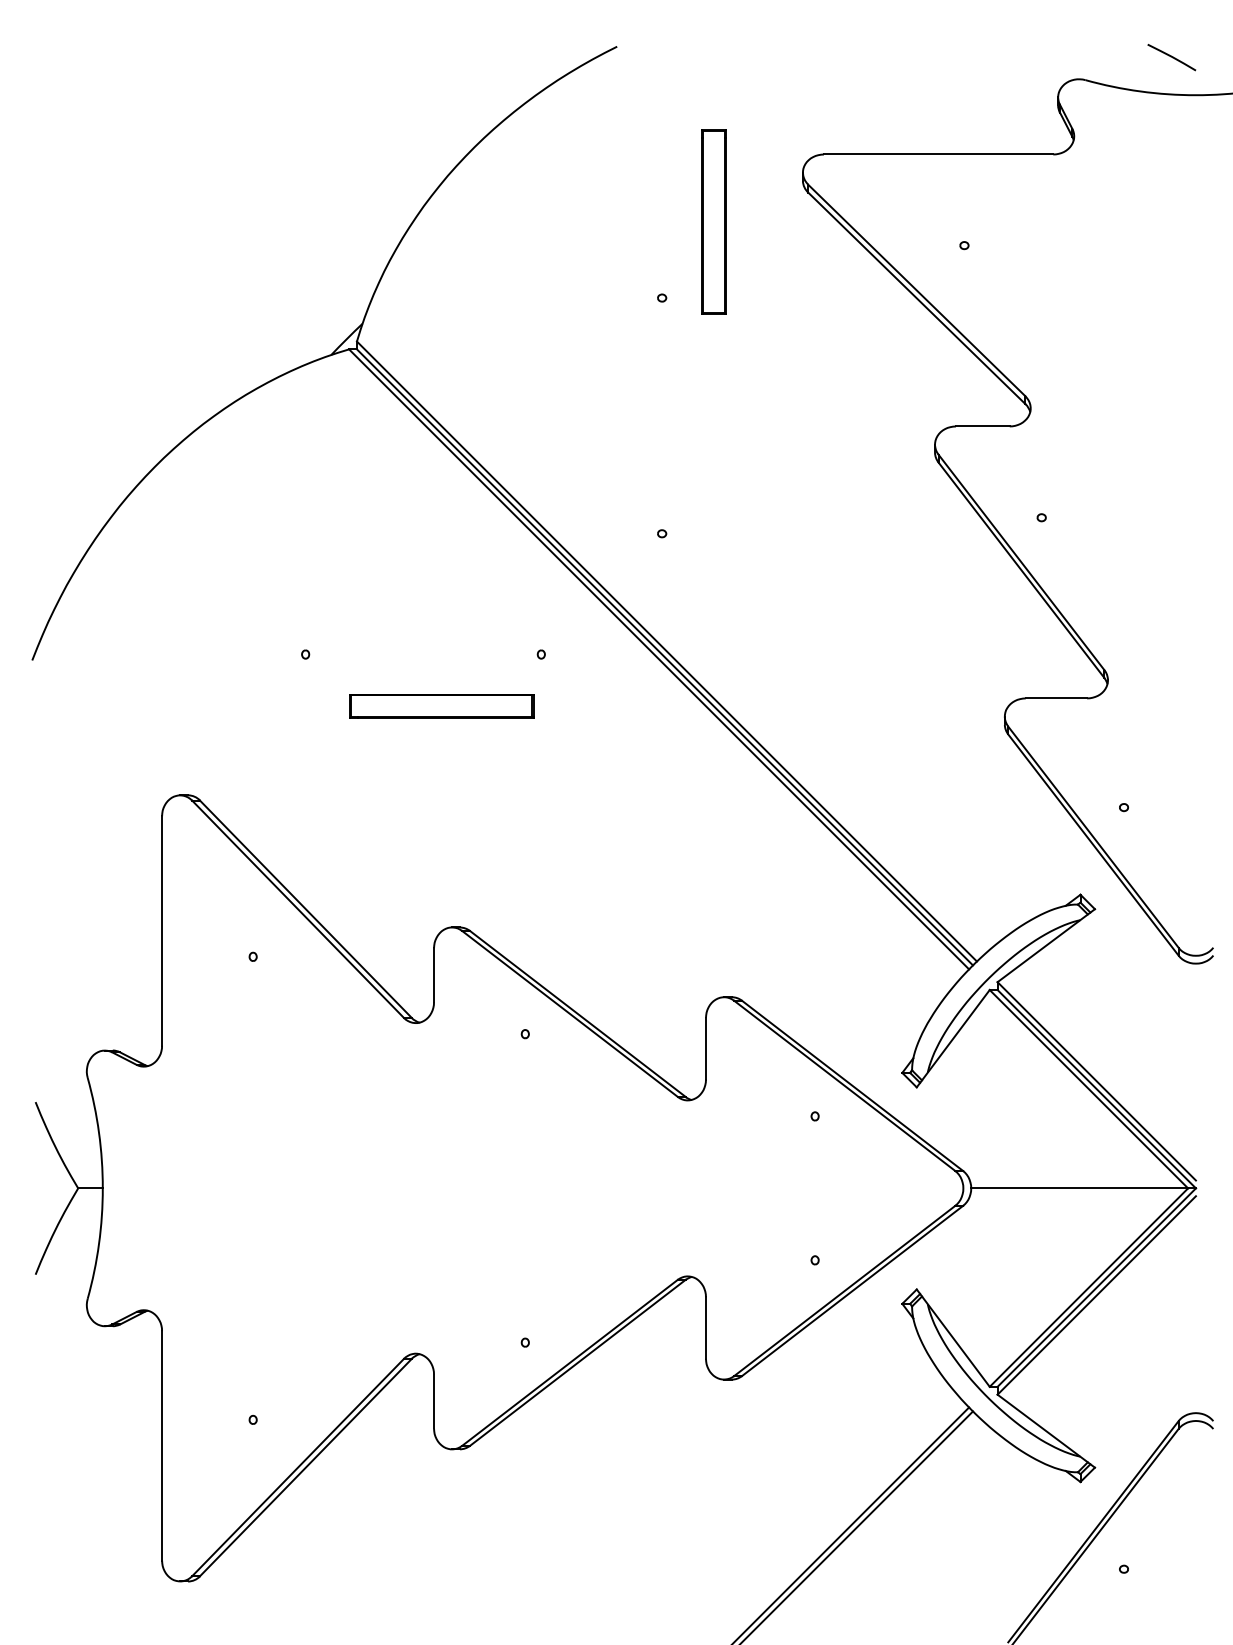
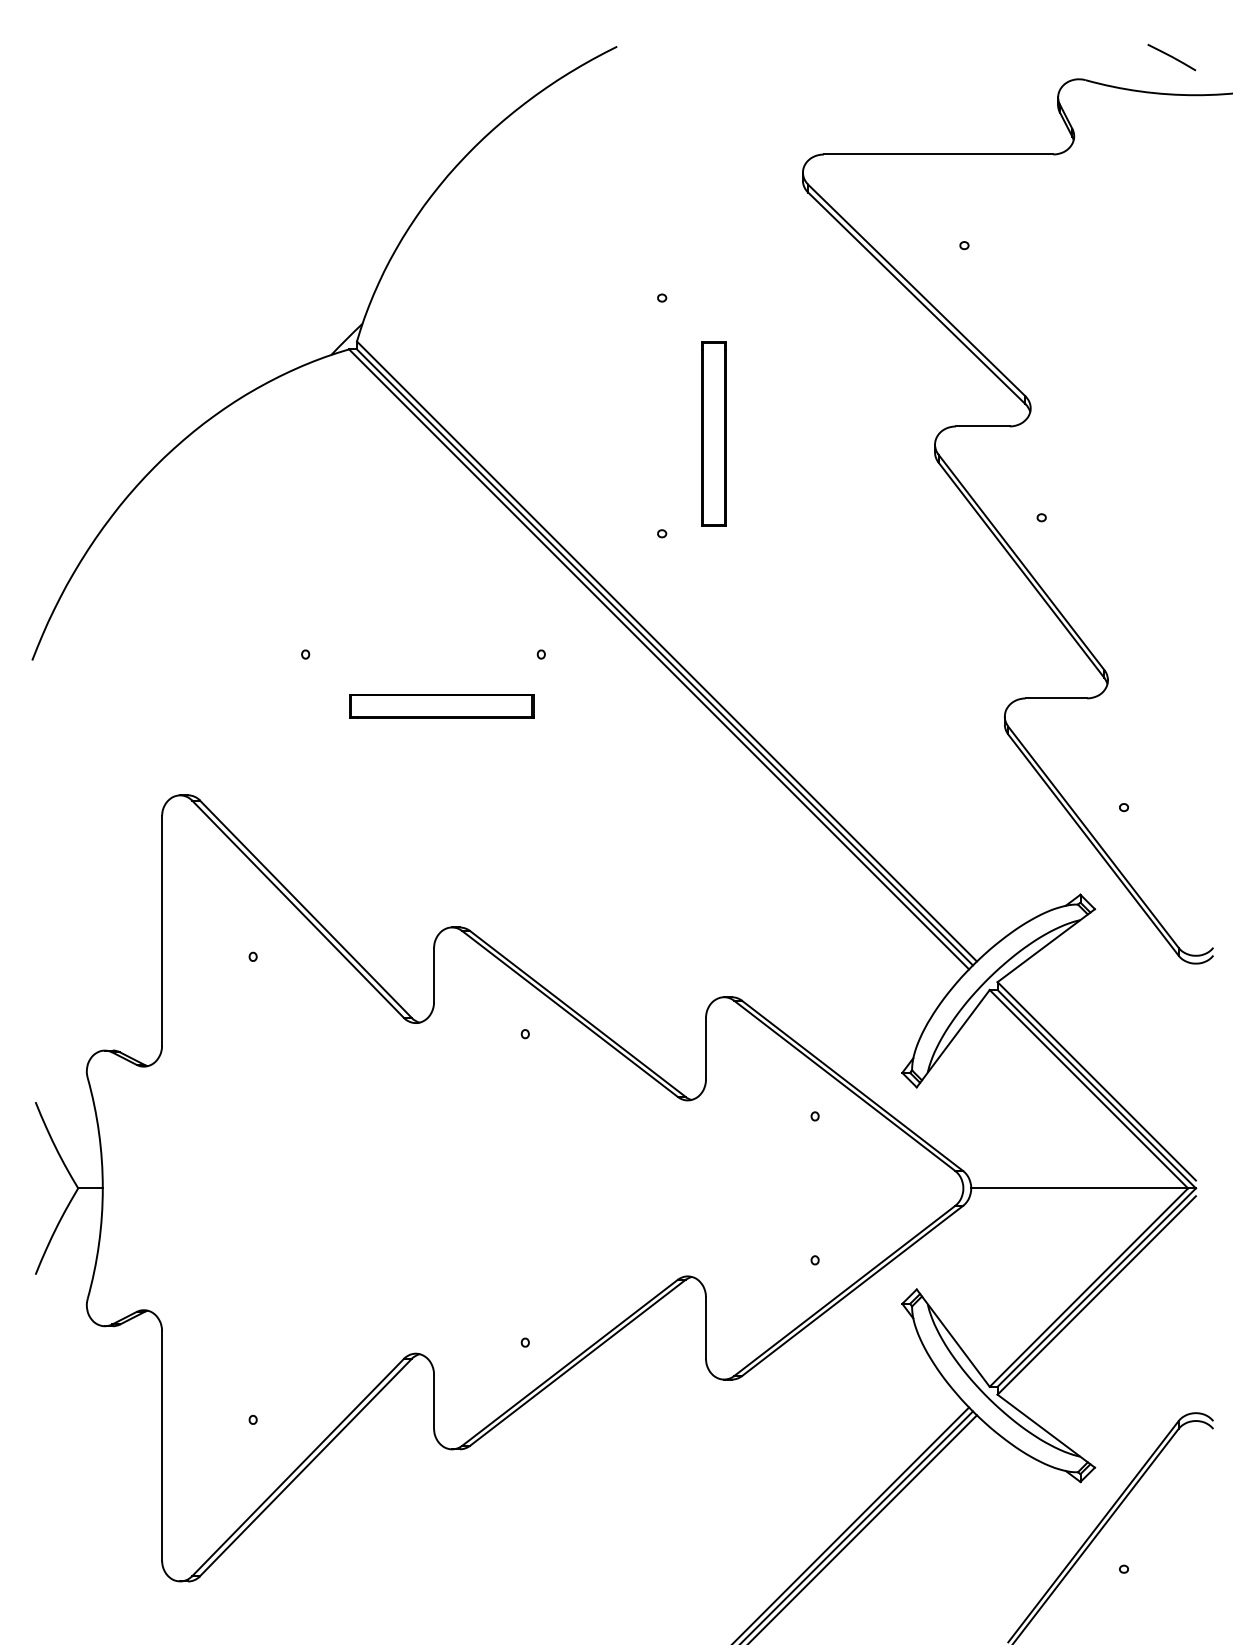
part position: (713, 221) -> (713, 433) (713, 433)
line: none -> present (863, 1528)
